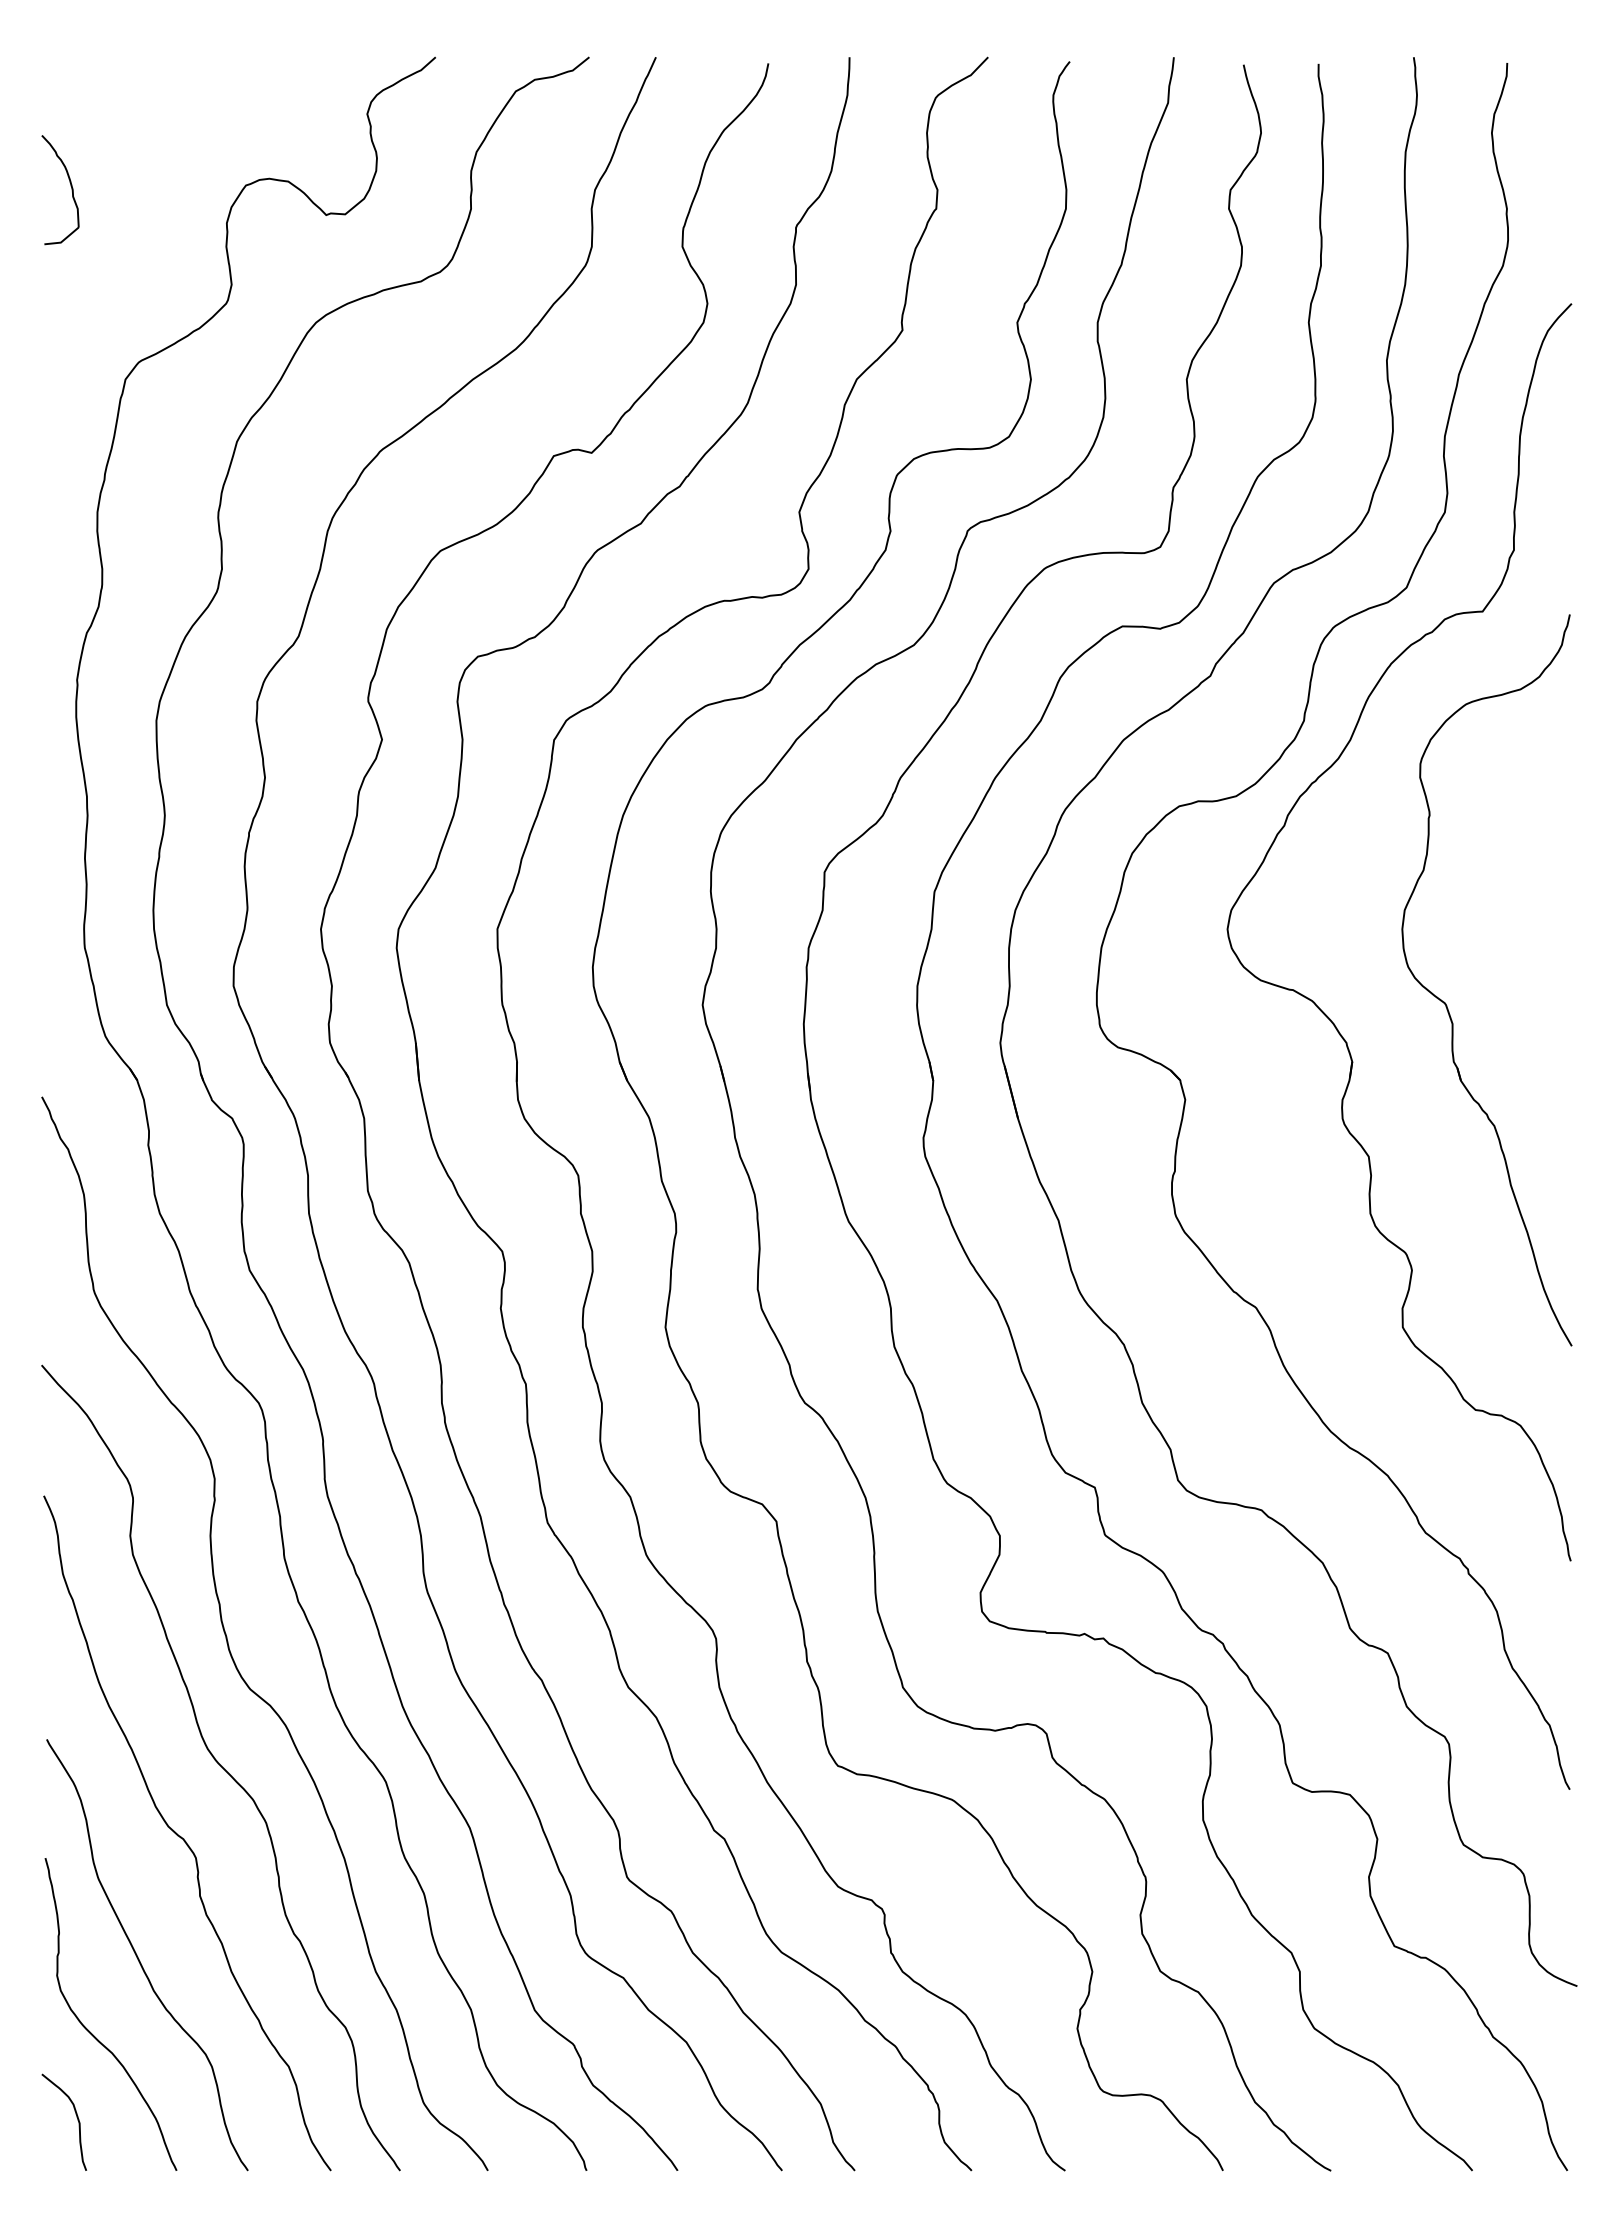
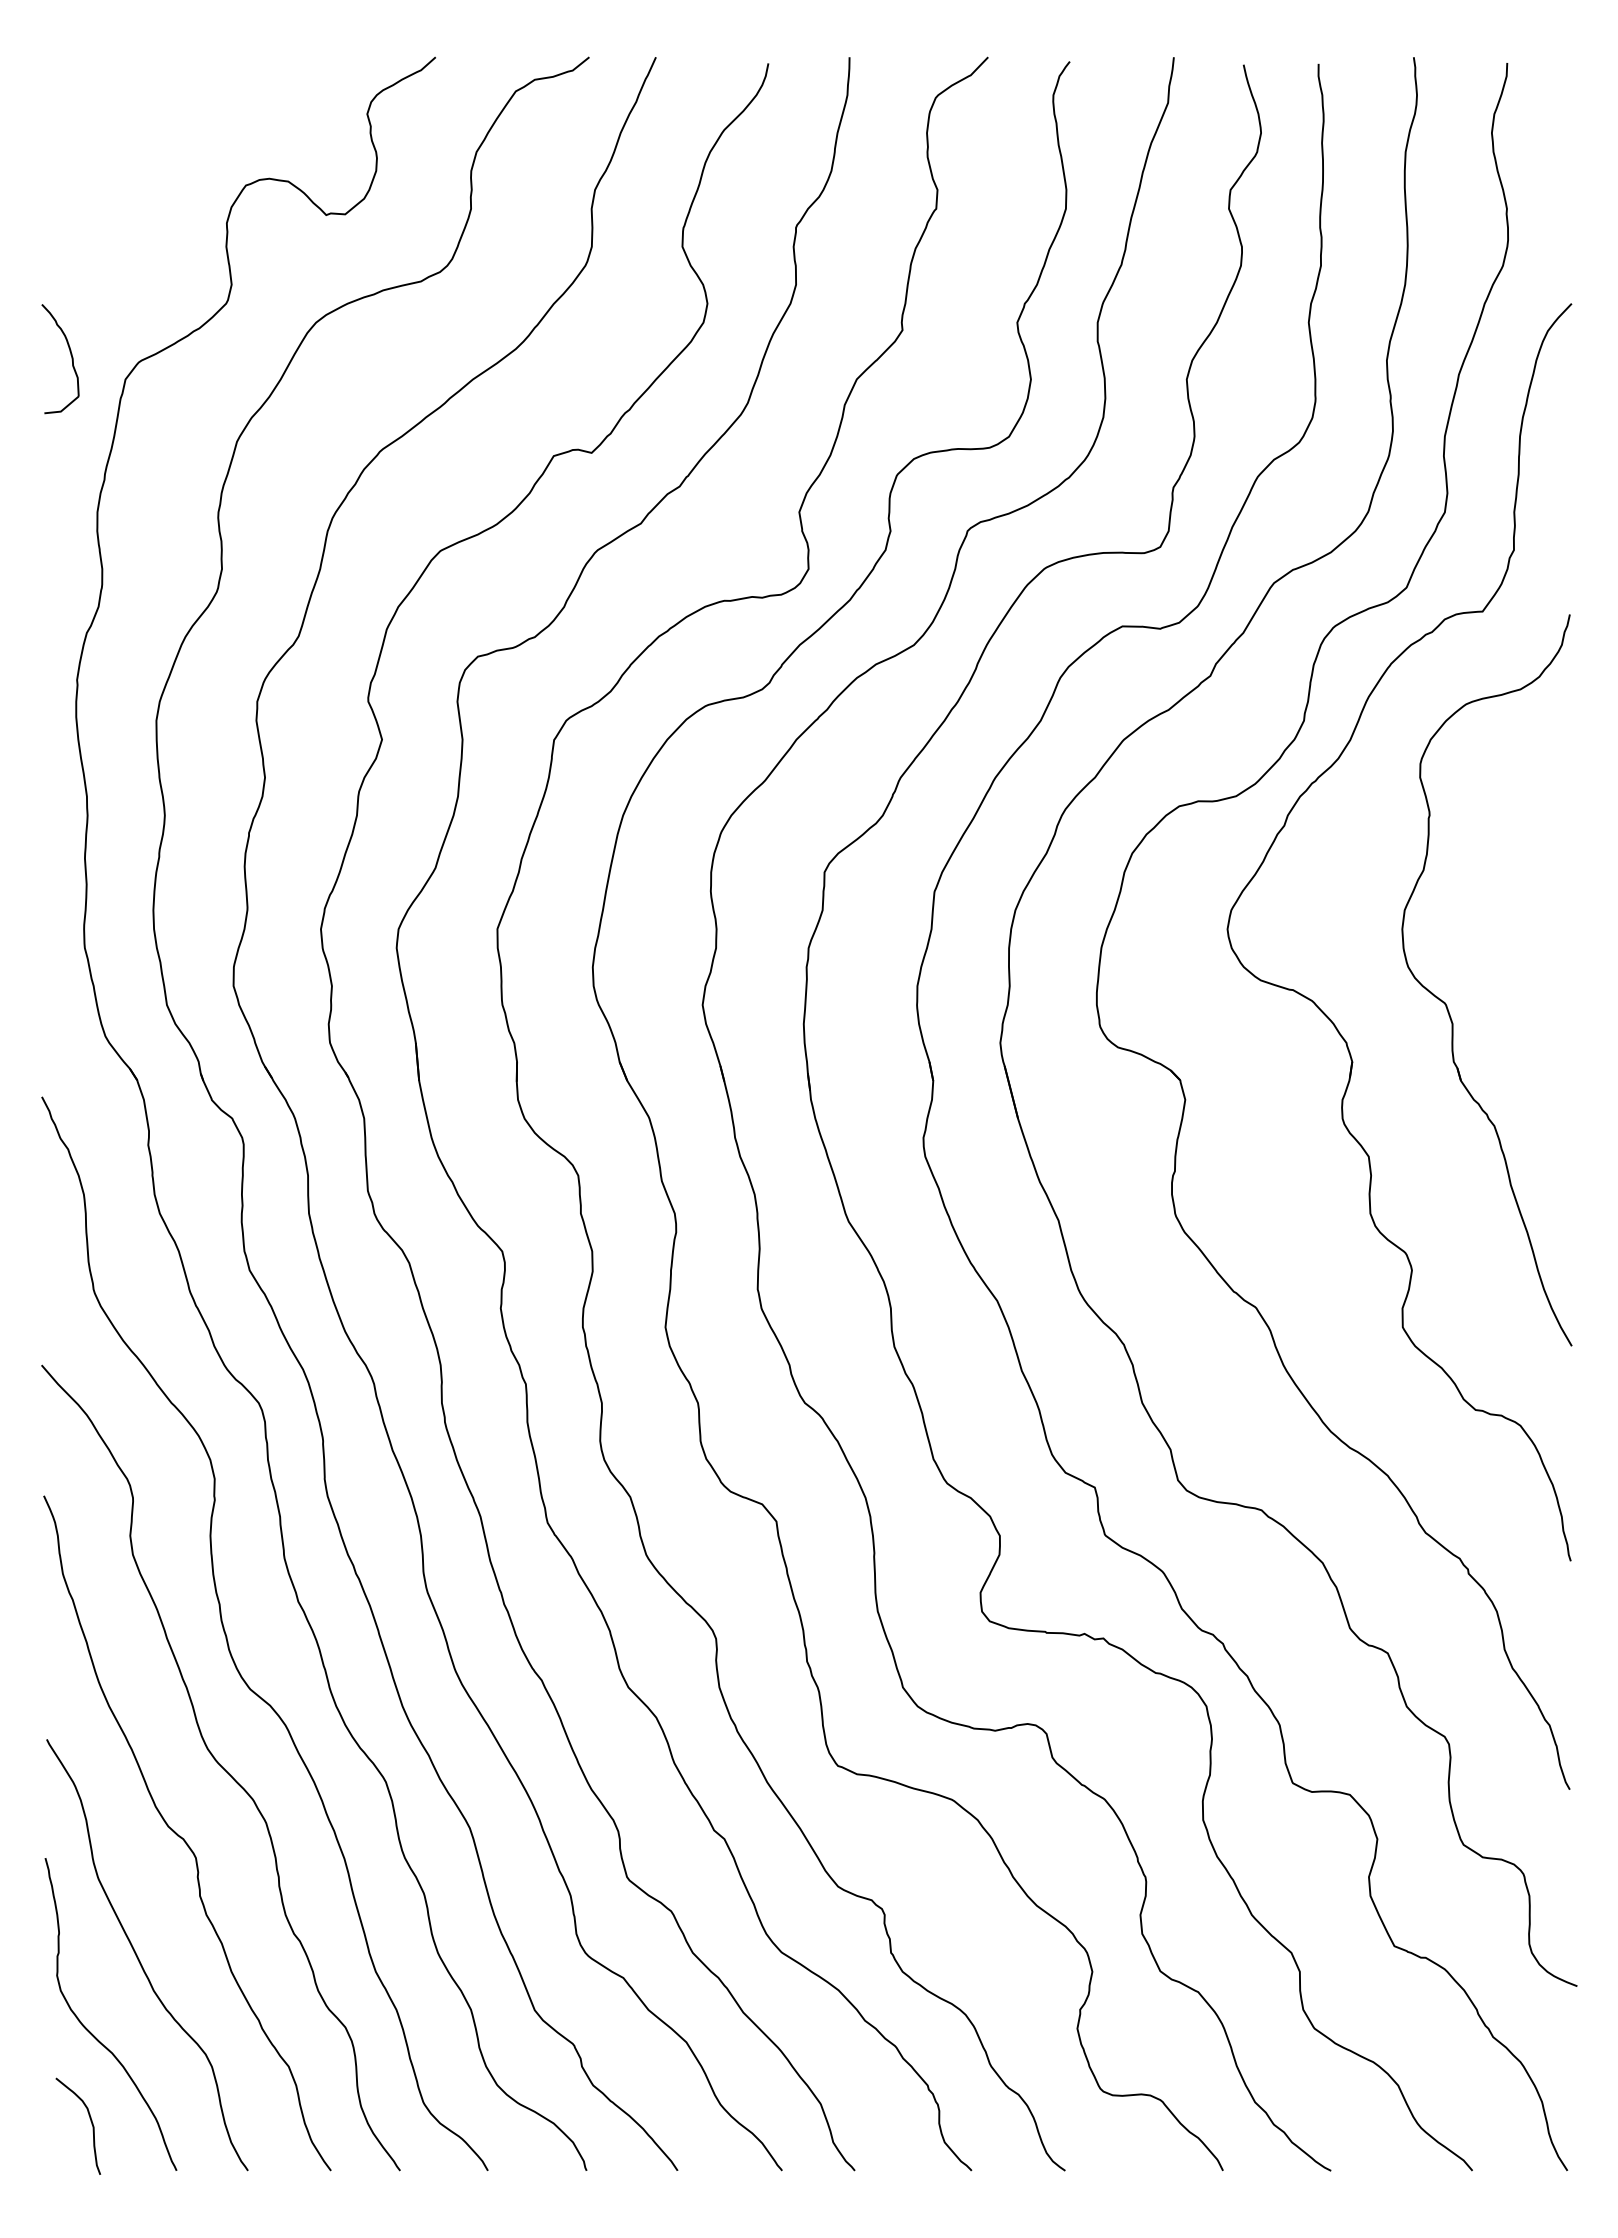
curve position: (70, 186) -> (70, 355) (70, 355)
curve position: (76, 2117) -> (90, 2121) (90, 2121)
